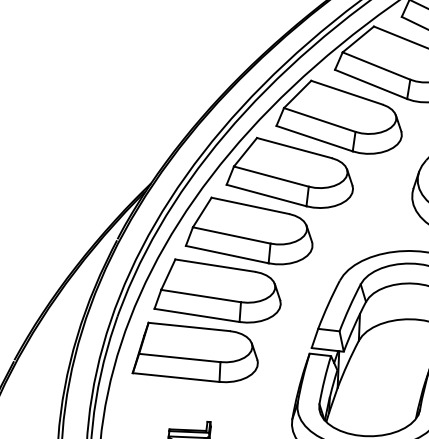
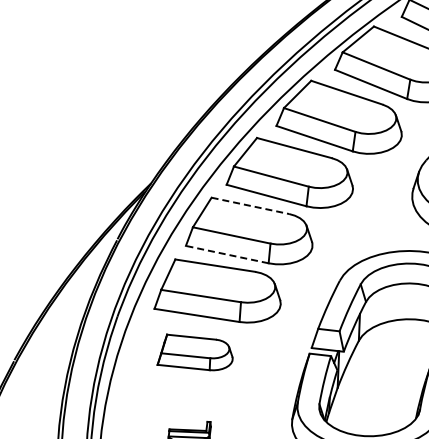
line: solid -> dashed (250, 205)
line: solid -> dashed (226, 254)
part size: 128x63 px -> 78x39 px (194, 352)
